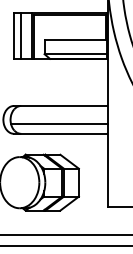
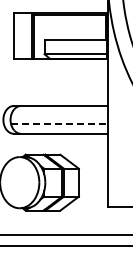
line: present -> none (21, 35)
line: solid -> dashed (60, 124)
